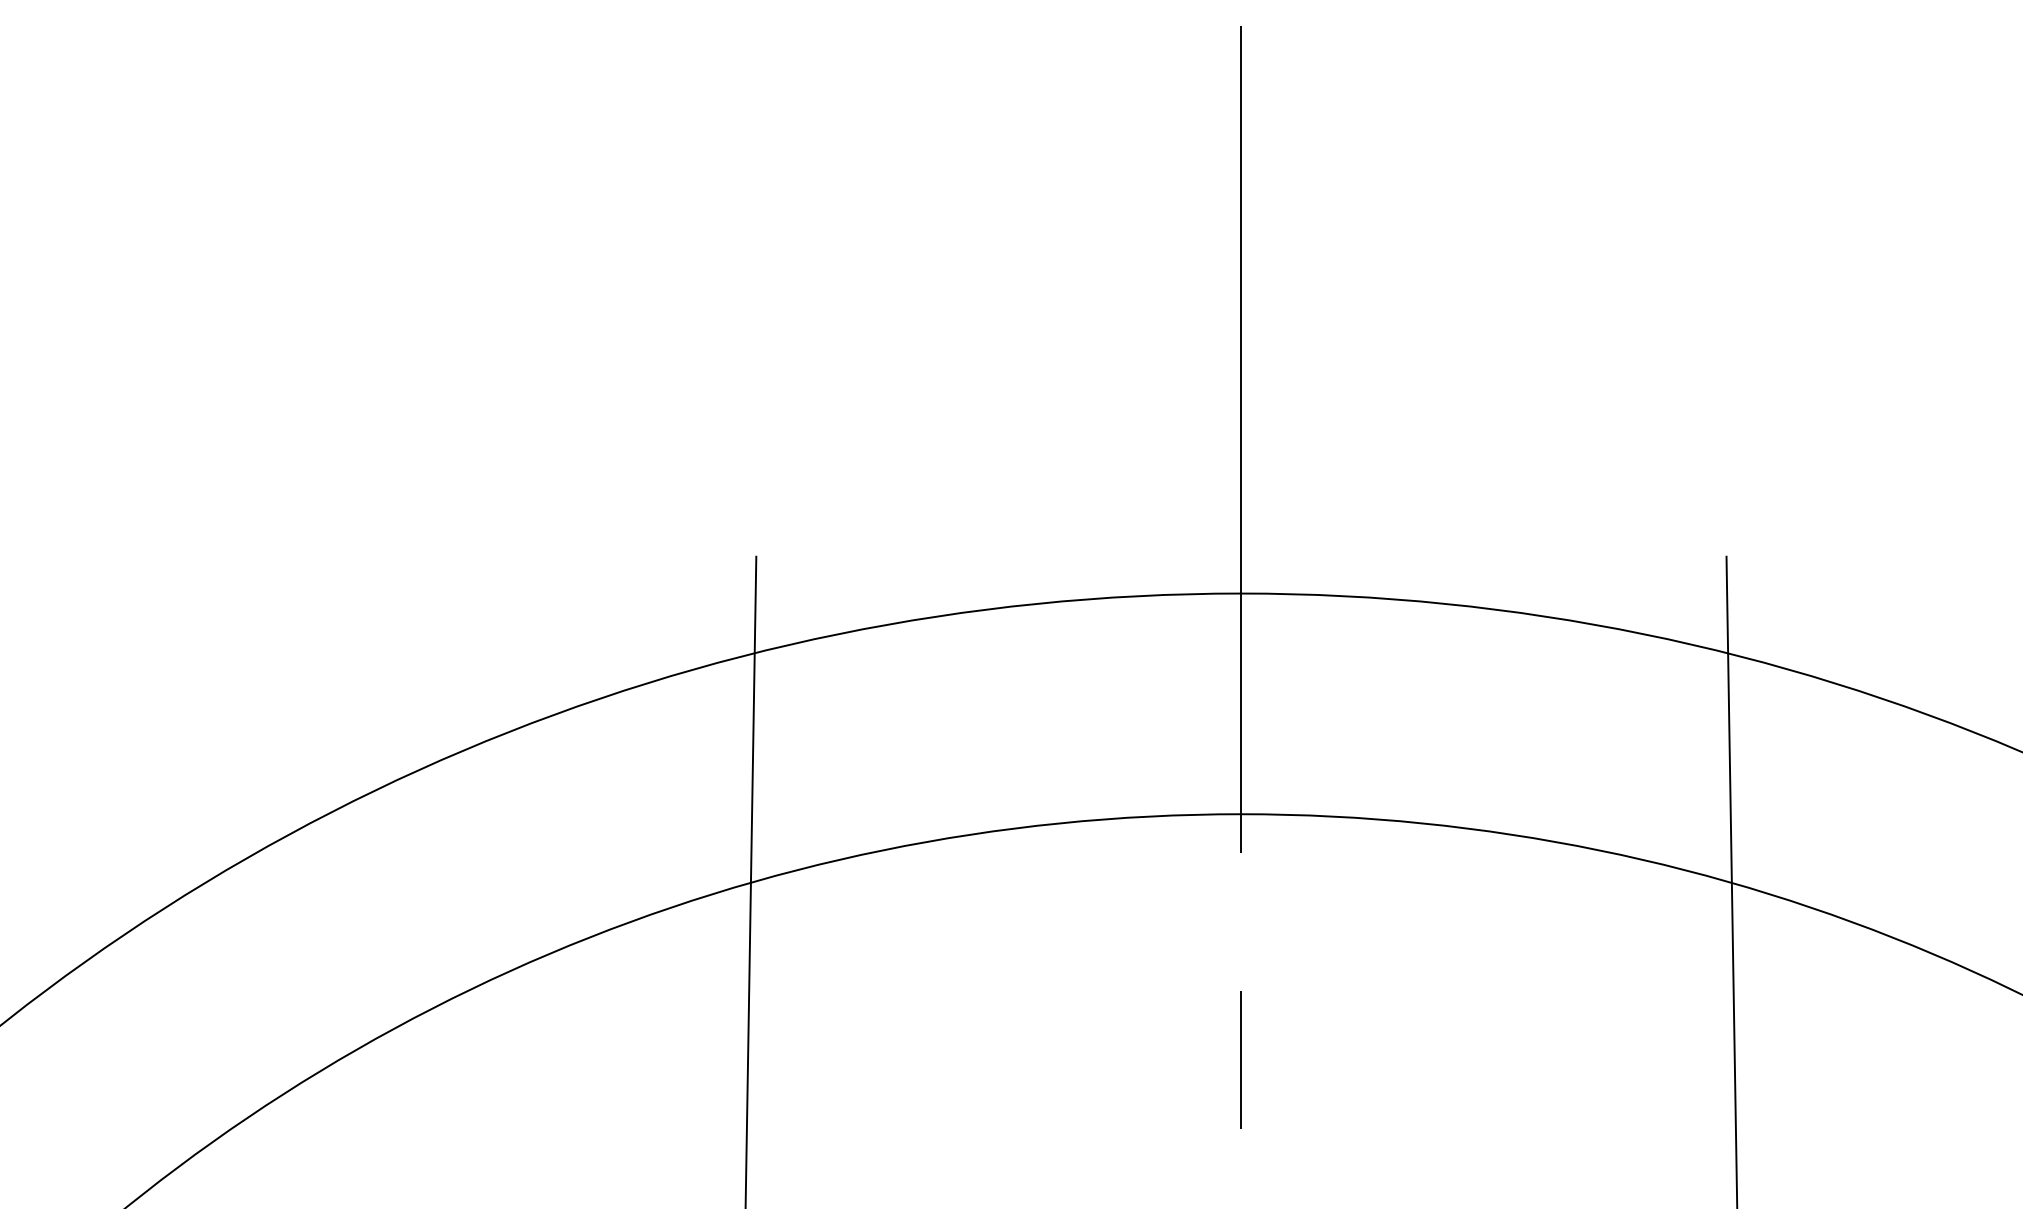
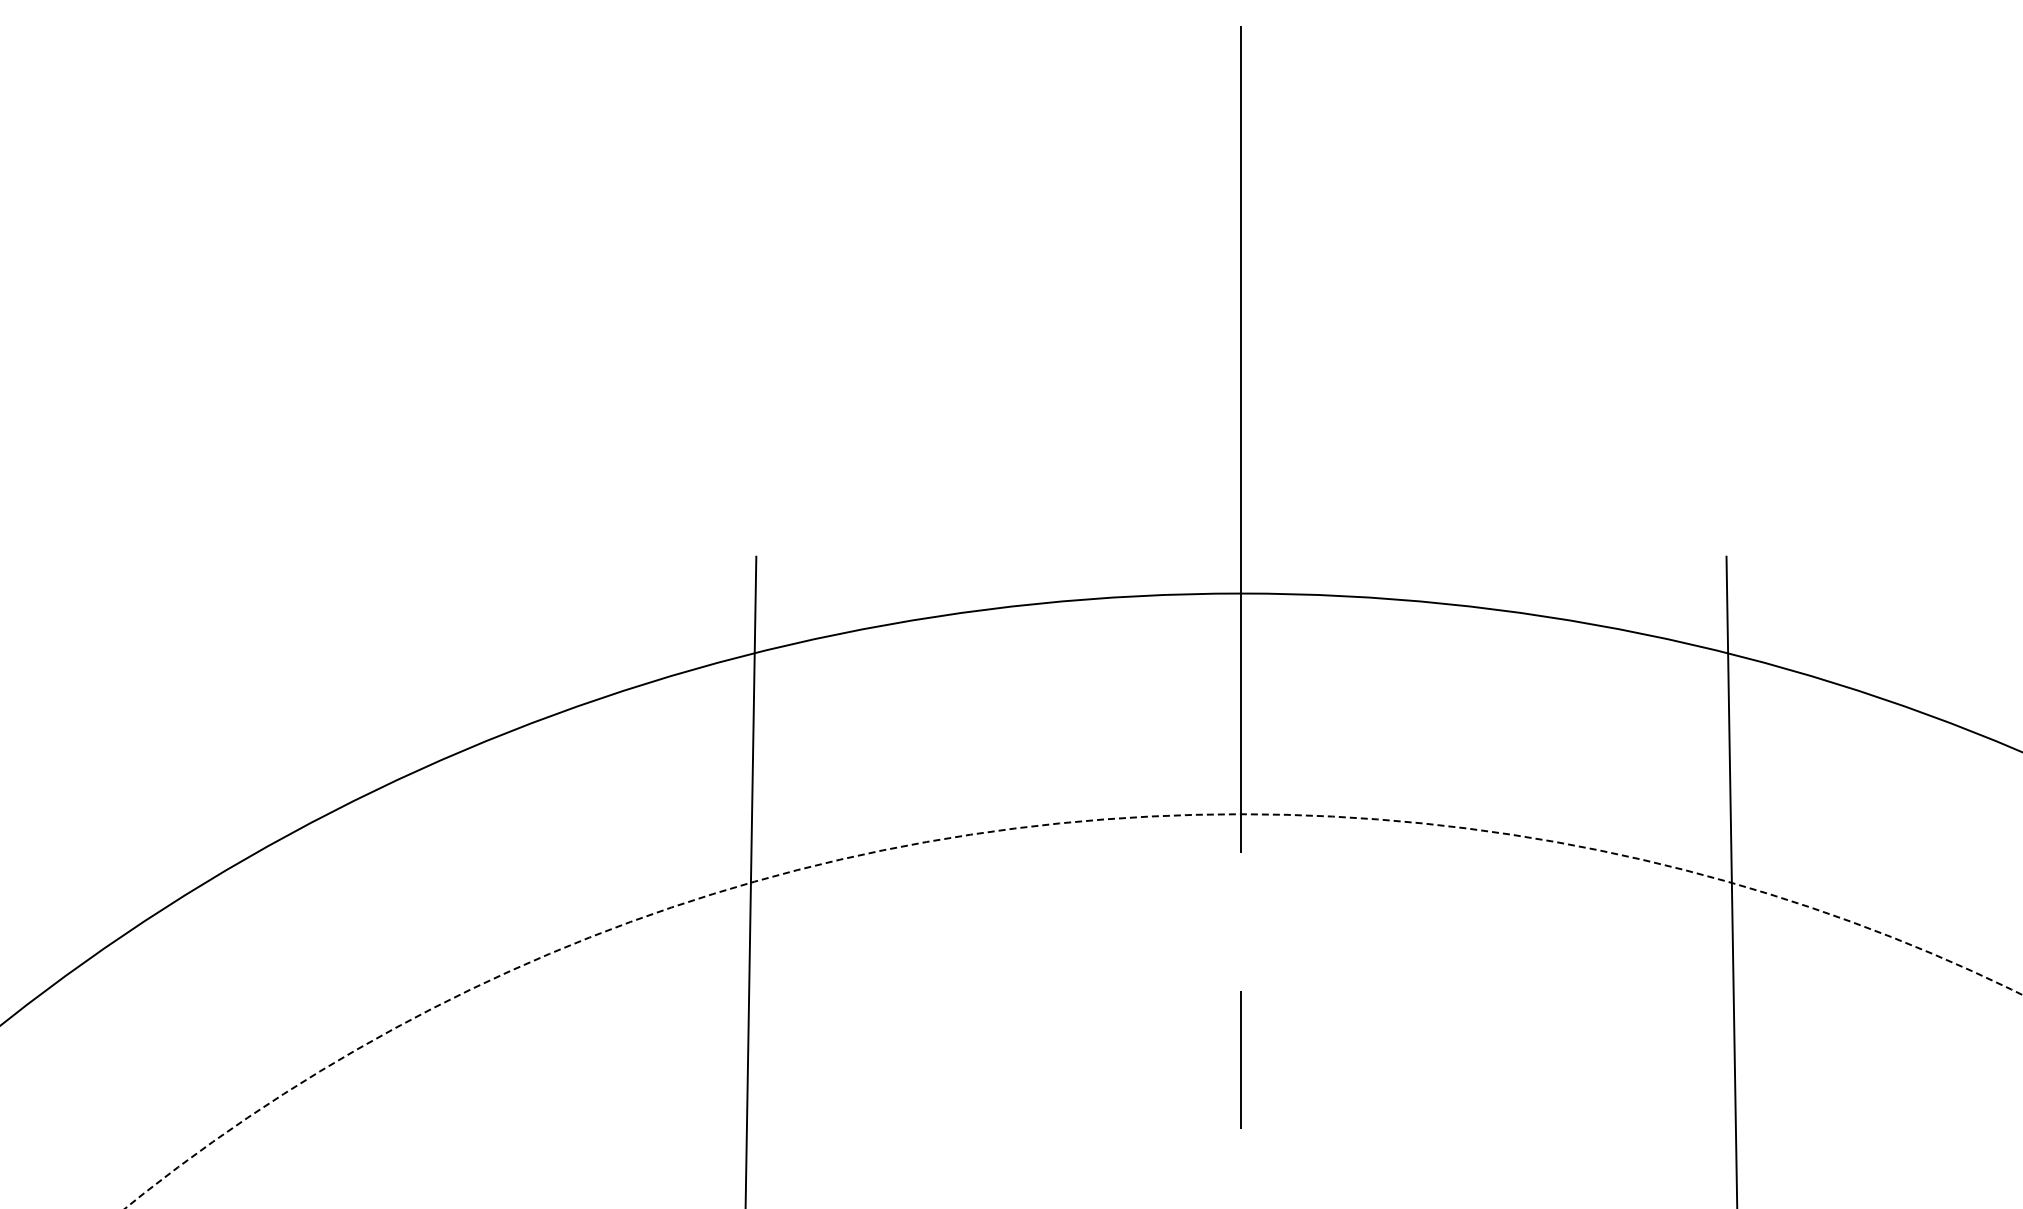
circle: solid -> dashed (1073, 1011)
